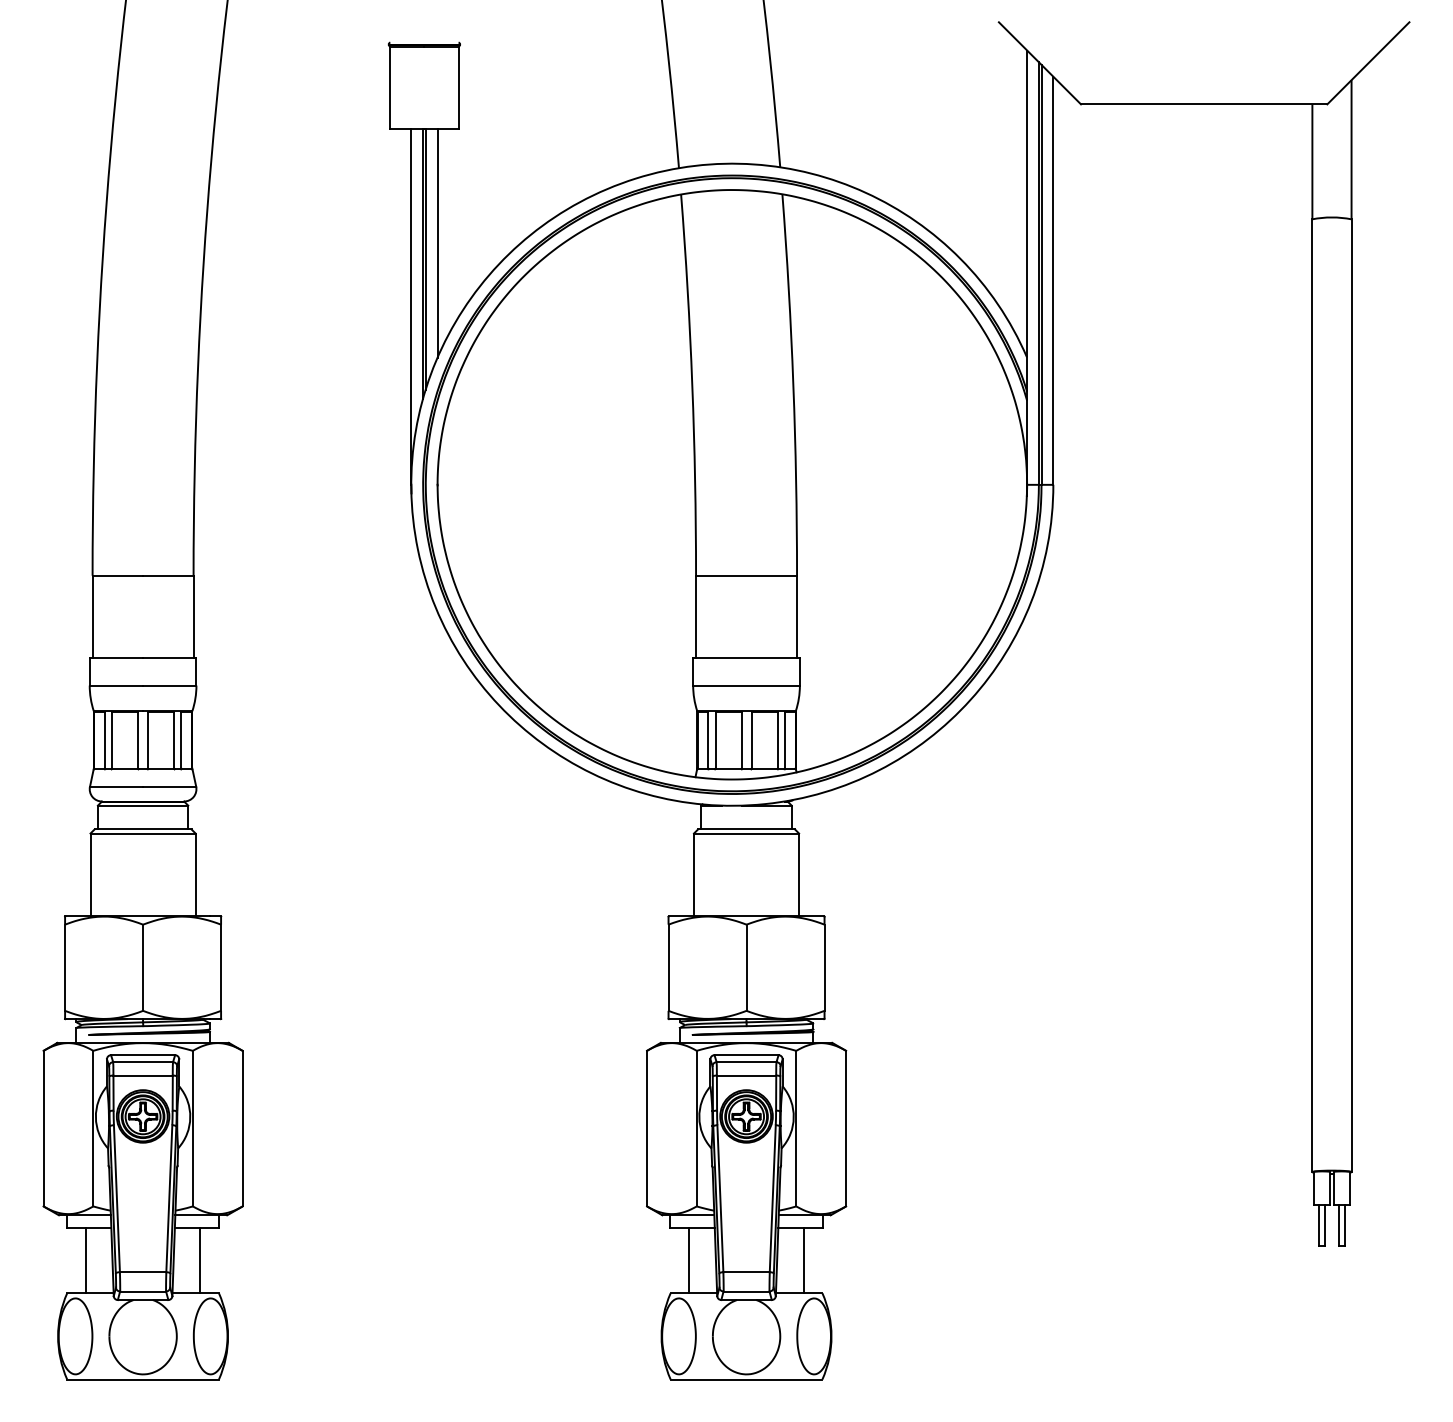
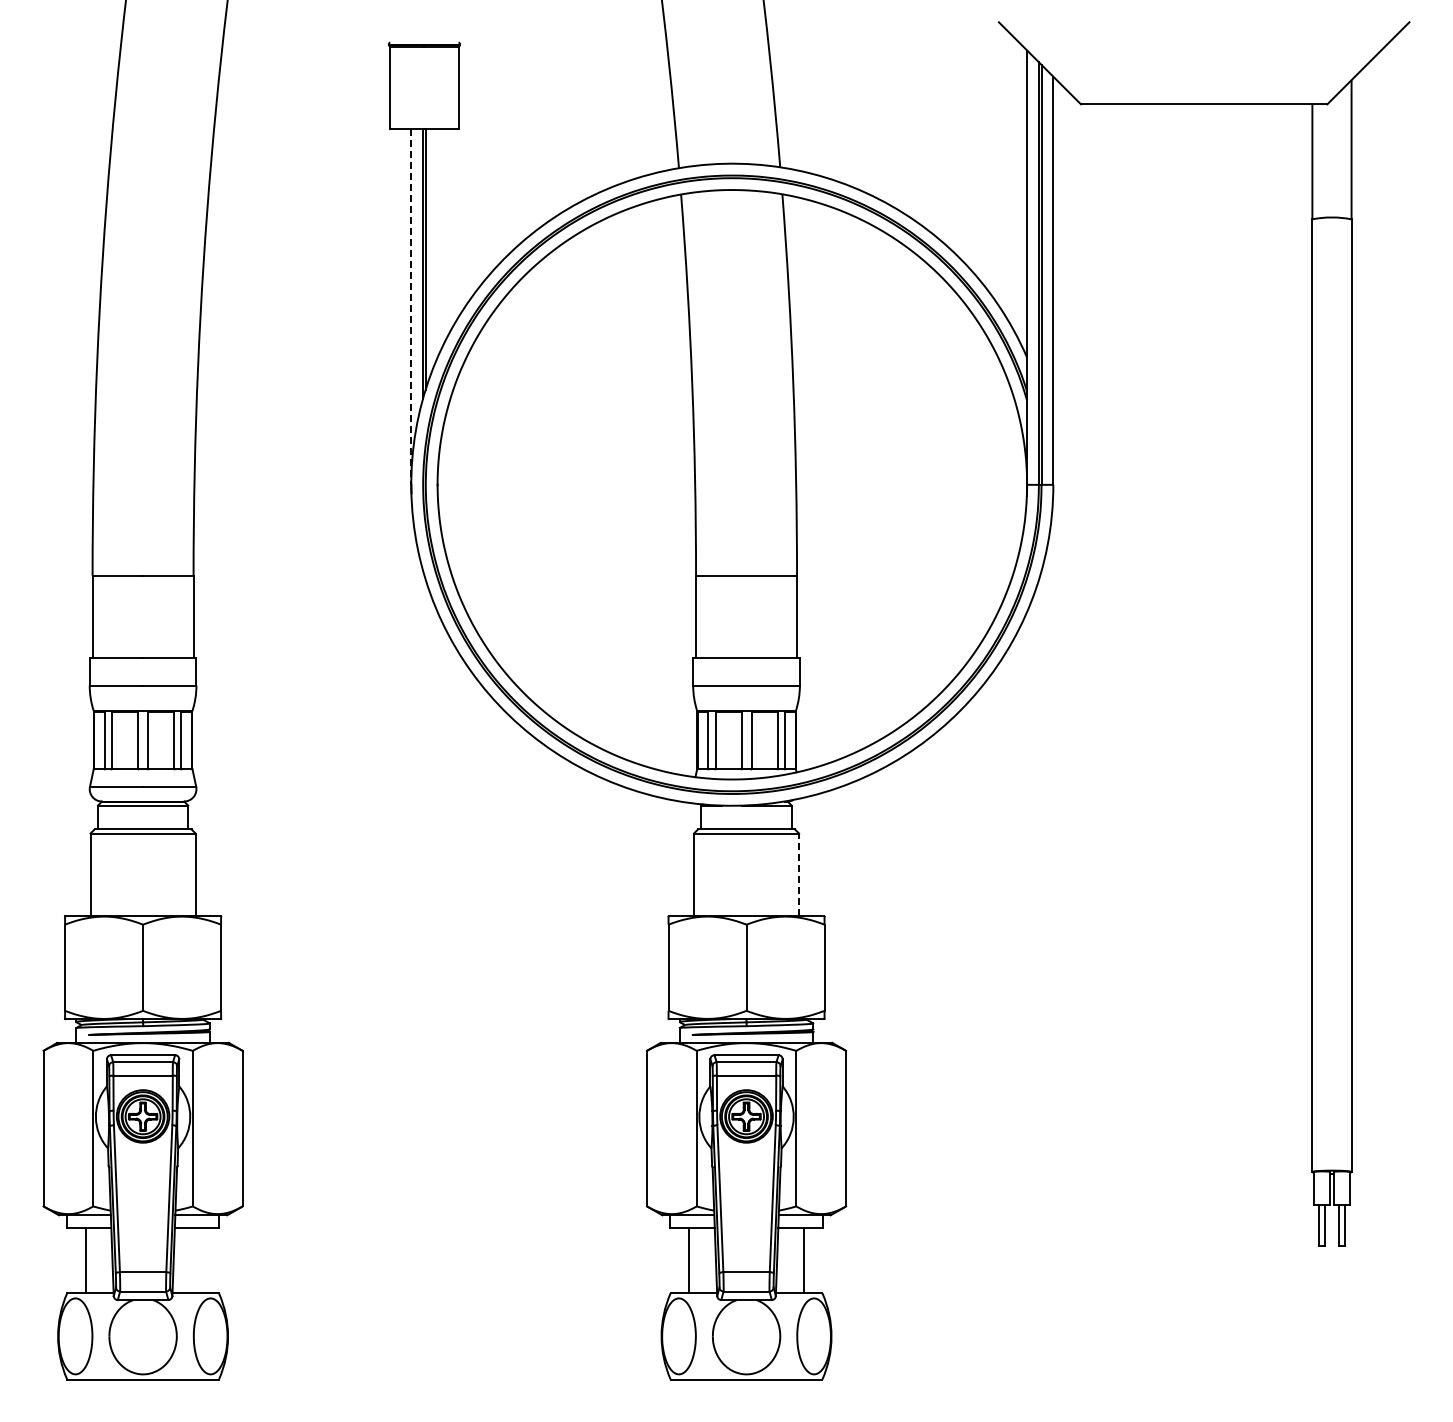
line: present -> none (437, 242)
line: solid -> dashed (411, 307)
line: solid -> dashed (799, 874)
line: present -> none (200, 1260)
